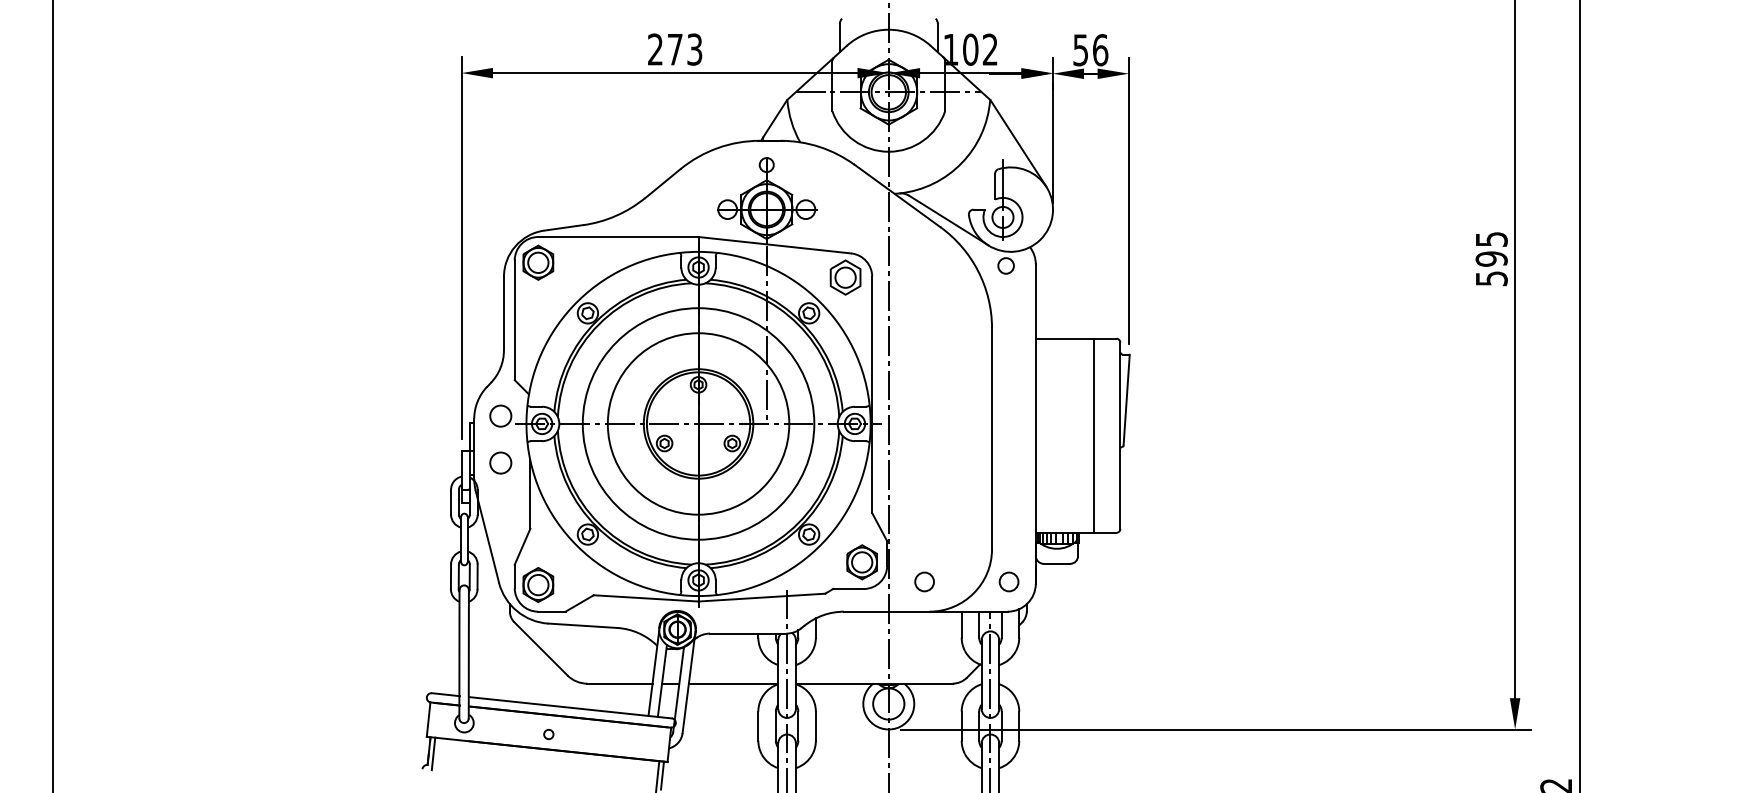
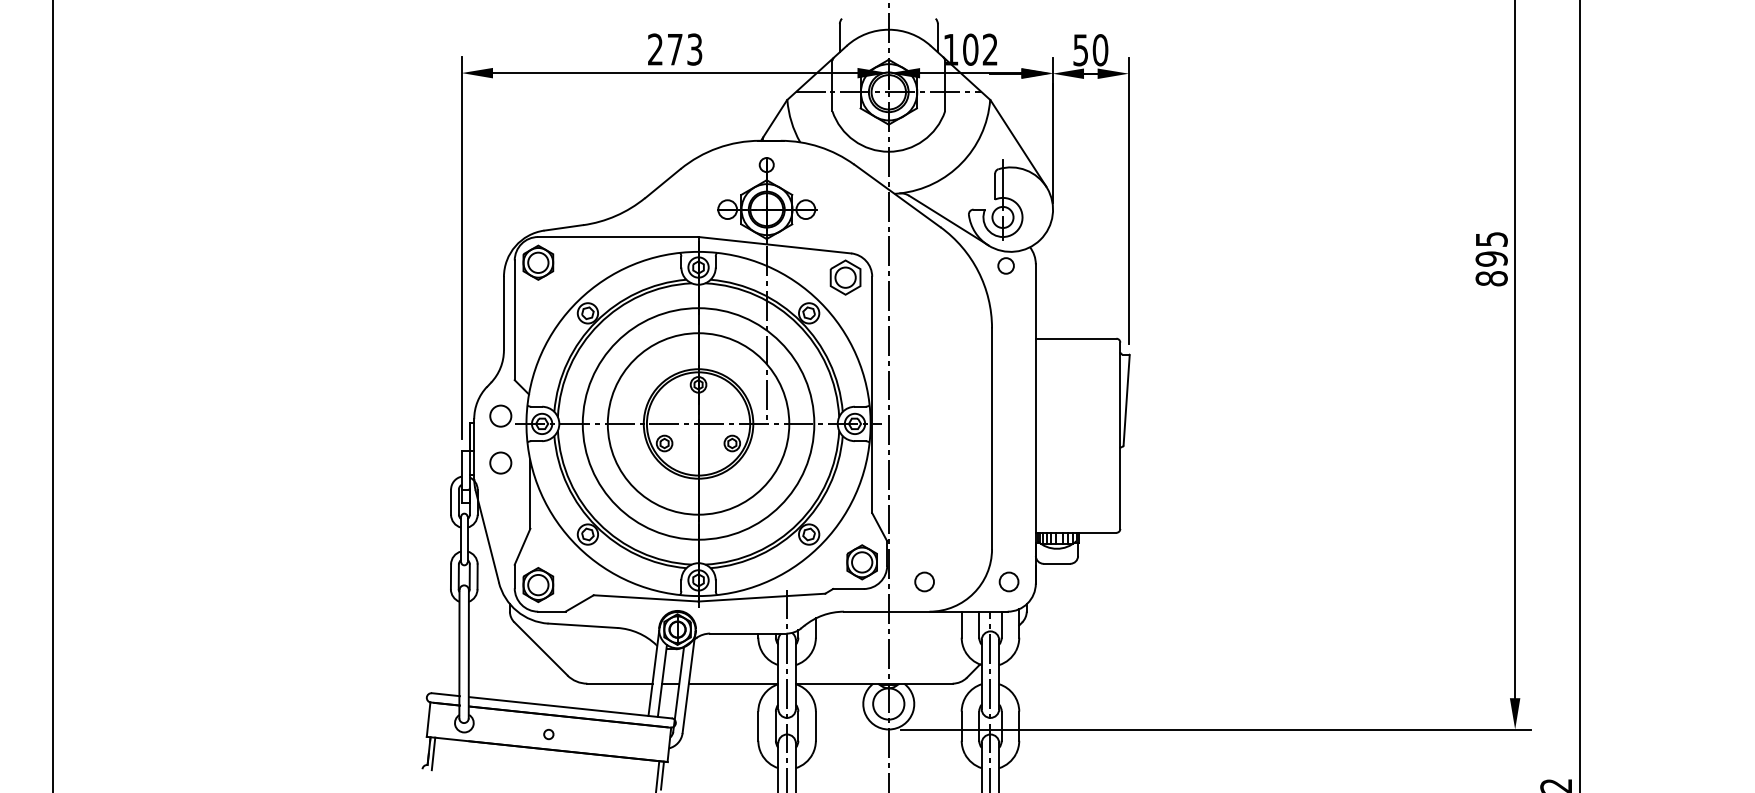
text: 56 -> 50 (1100, 50)
text: 595 -> 895 (1491, 278)
line: present -> none (1093, 435)
